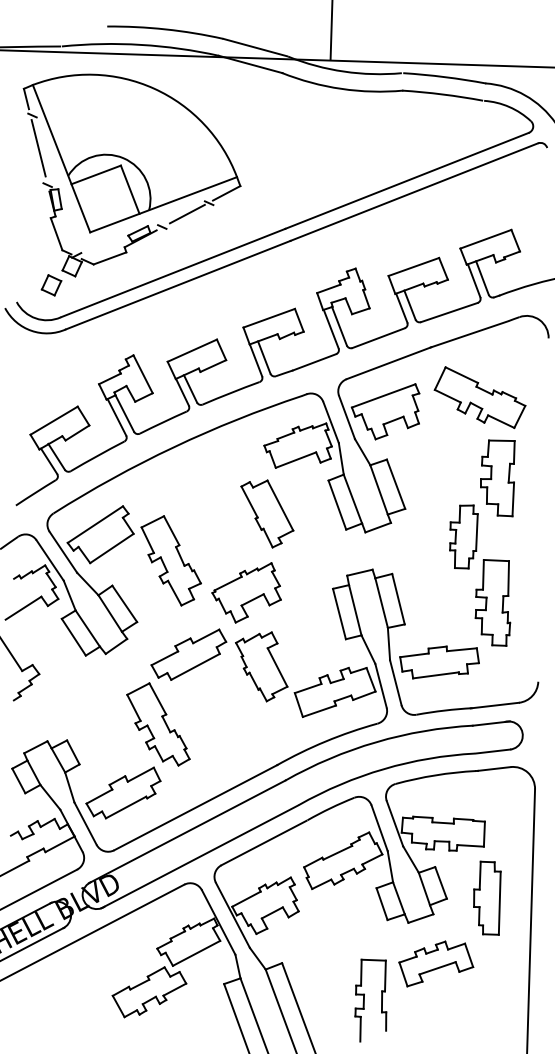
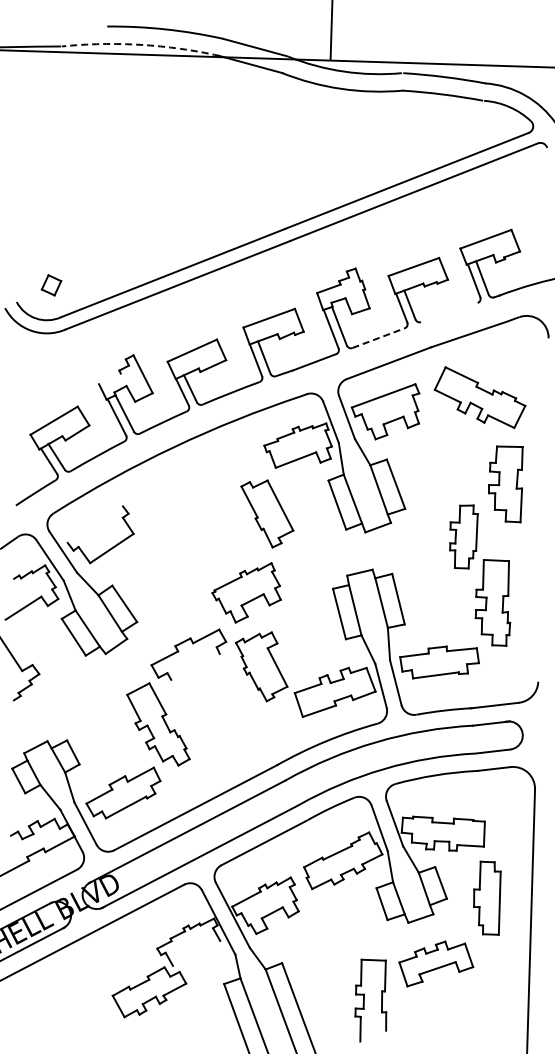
arc: solid -> dashed (140, 44)
part: present -> none (131, 175)
line: present -> none (449, 312)
line: solid -> dashed (378, 338)
line: present -> none (109, 378)
part position: (497, 478) -> (505, 484) (505, 484)
line: present -> none (94, 524)
part: present -> none (170, 560)
line: present -> none (195, 666)
line: present -> none (196, 952)
